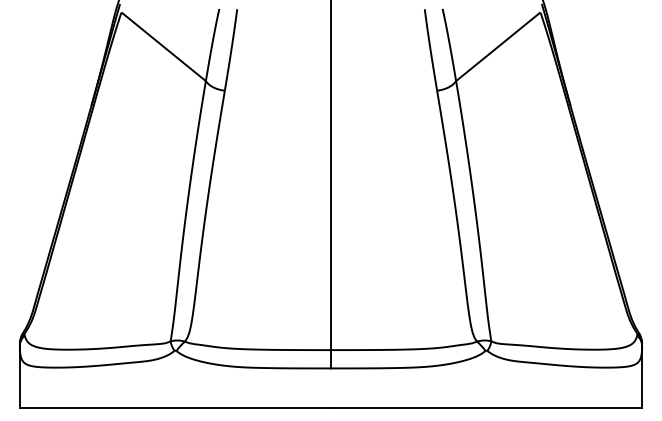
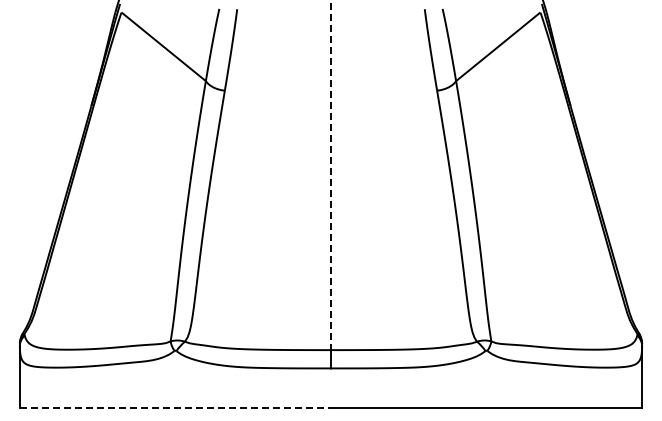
line: solid -> dashed (331, 175)
line: solid -> dashed (175, 408)
